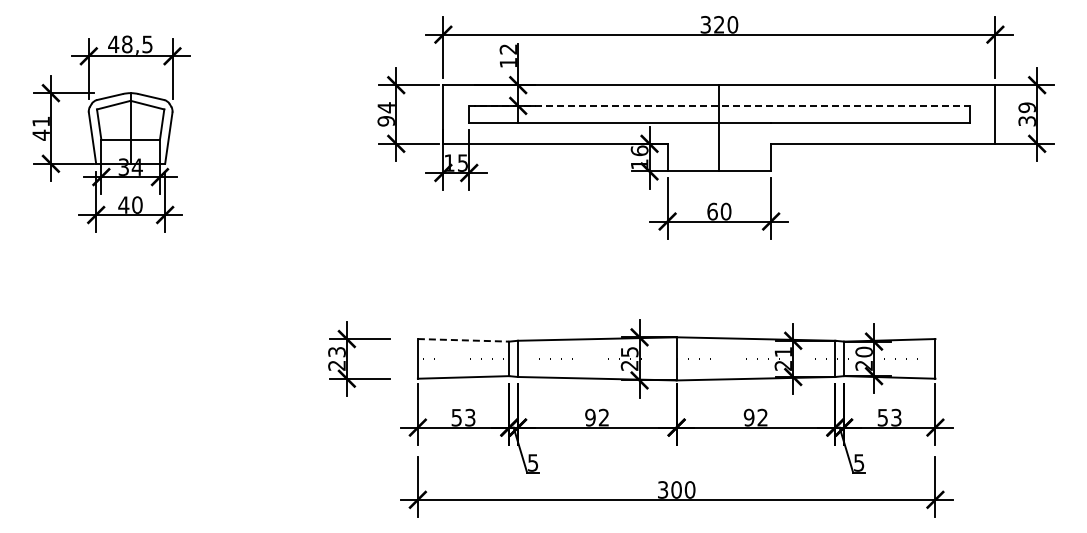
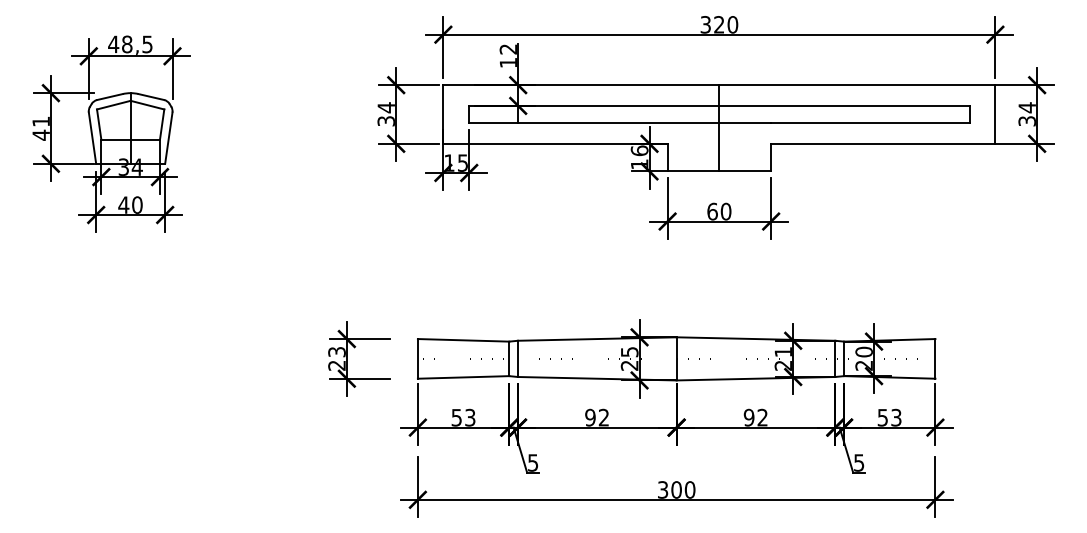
line: dashed -> solid (719, 105)
text: 39 -> 34 (1026, 107)
text: 94 -> 34 (385, 121)
line: dashed -> solid (463, 340)
